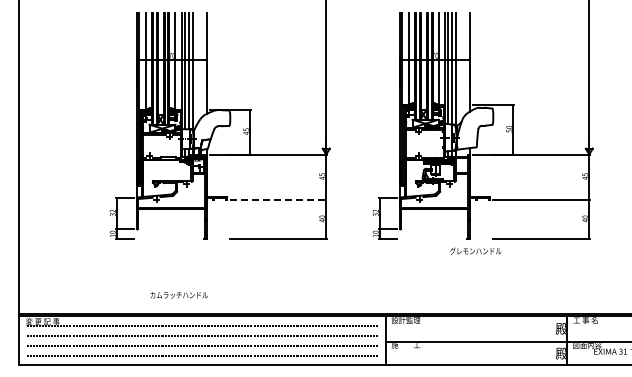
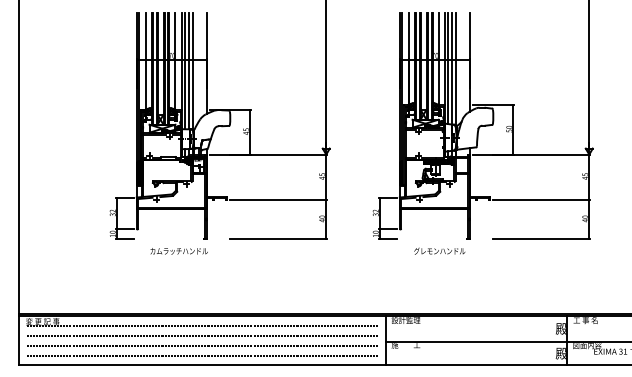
line: dashed -> solid (278, 199)
text position: (475, 250) -> (439, 250) (439, 250)
text position: (178, 295) -> (178, 251) (178, 251)
